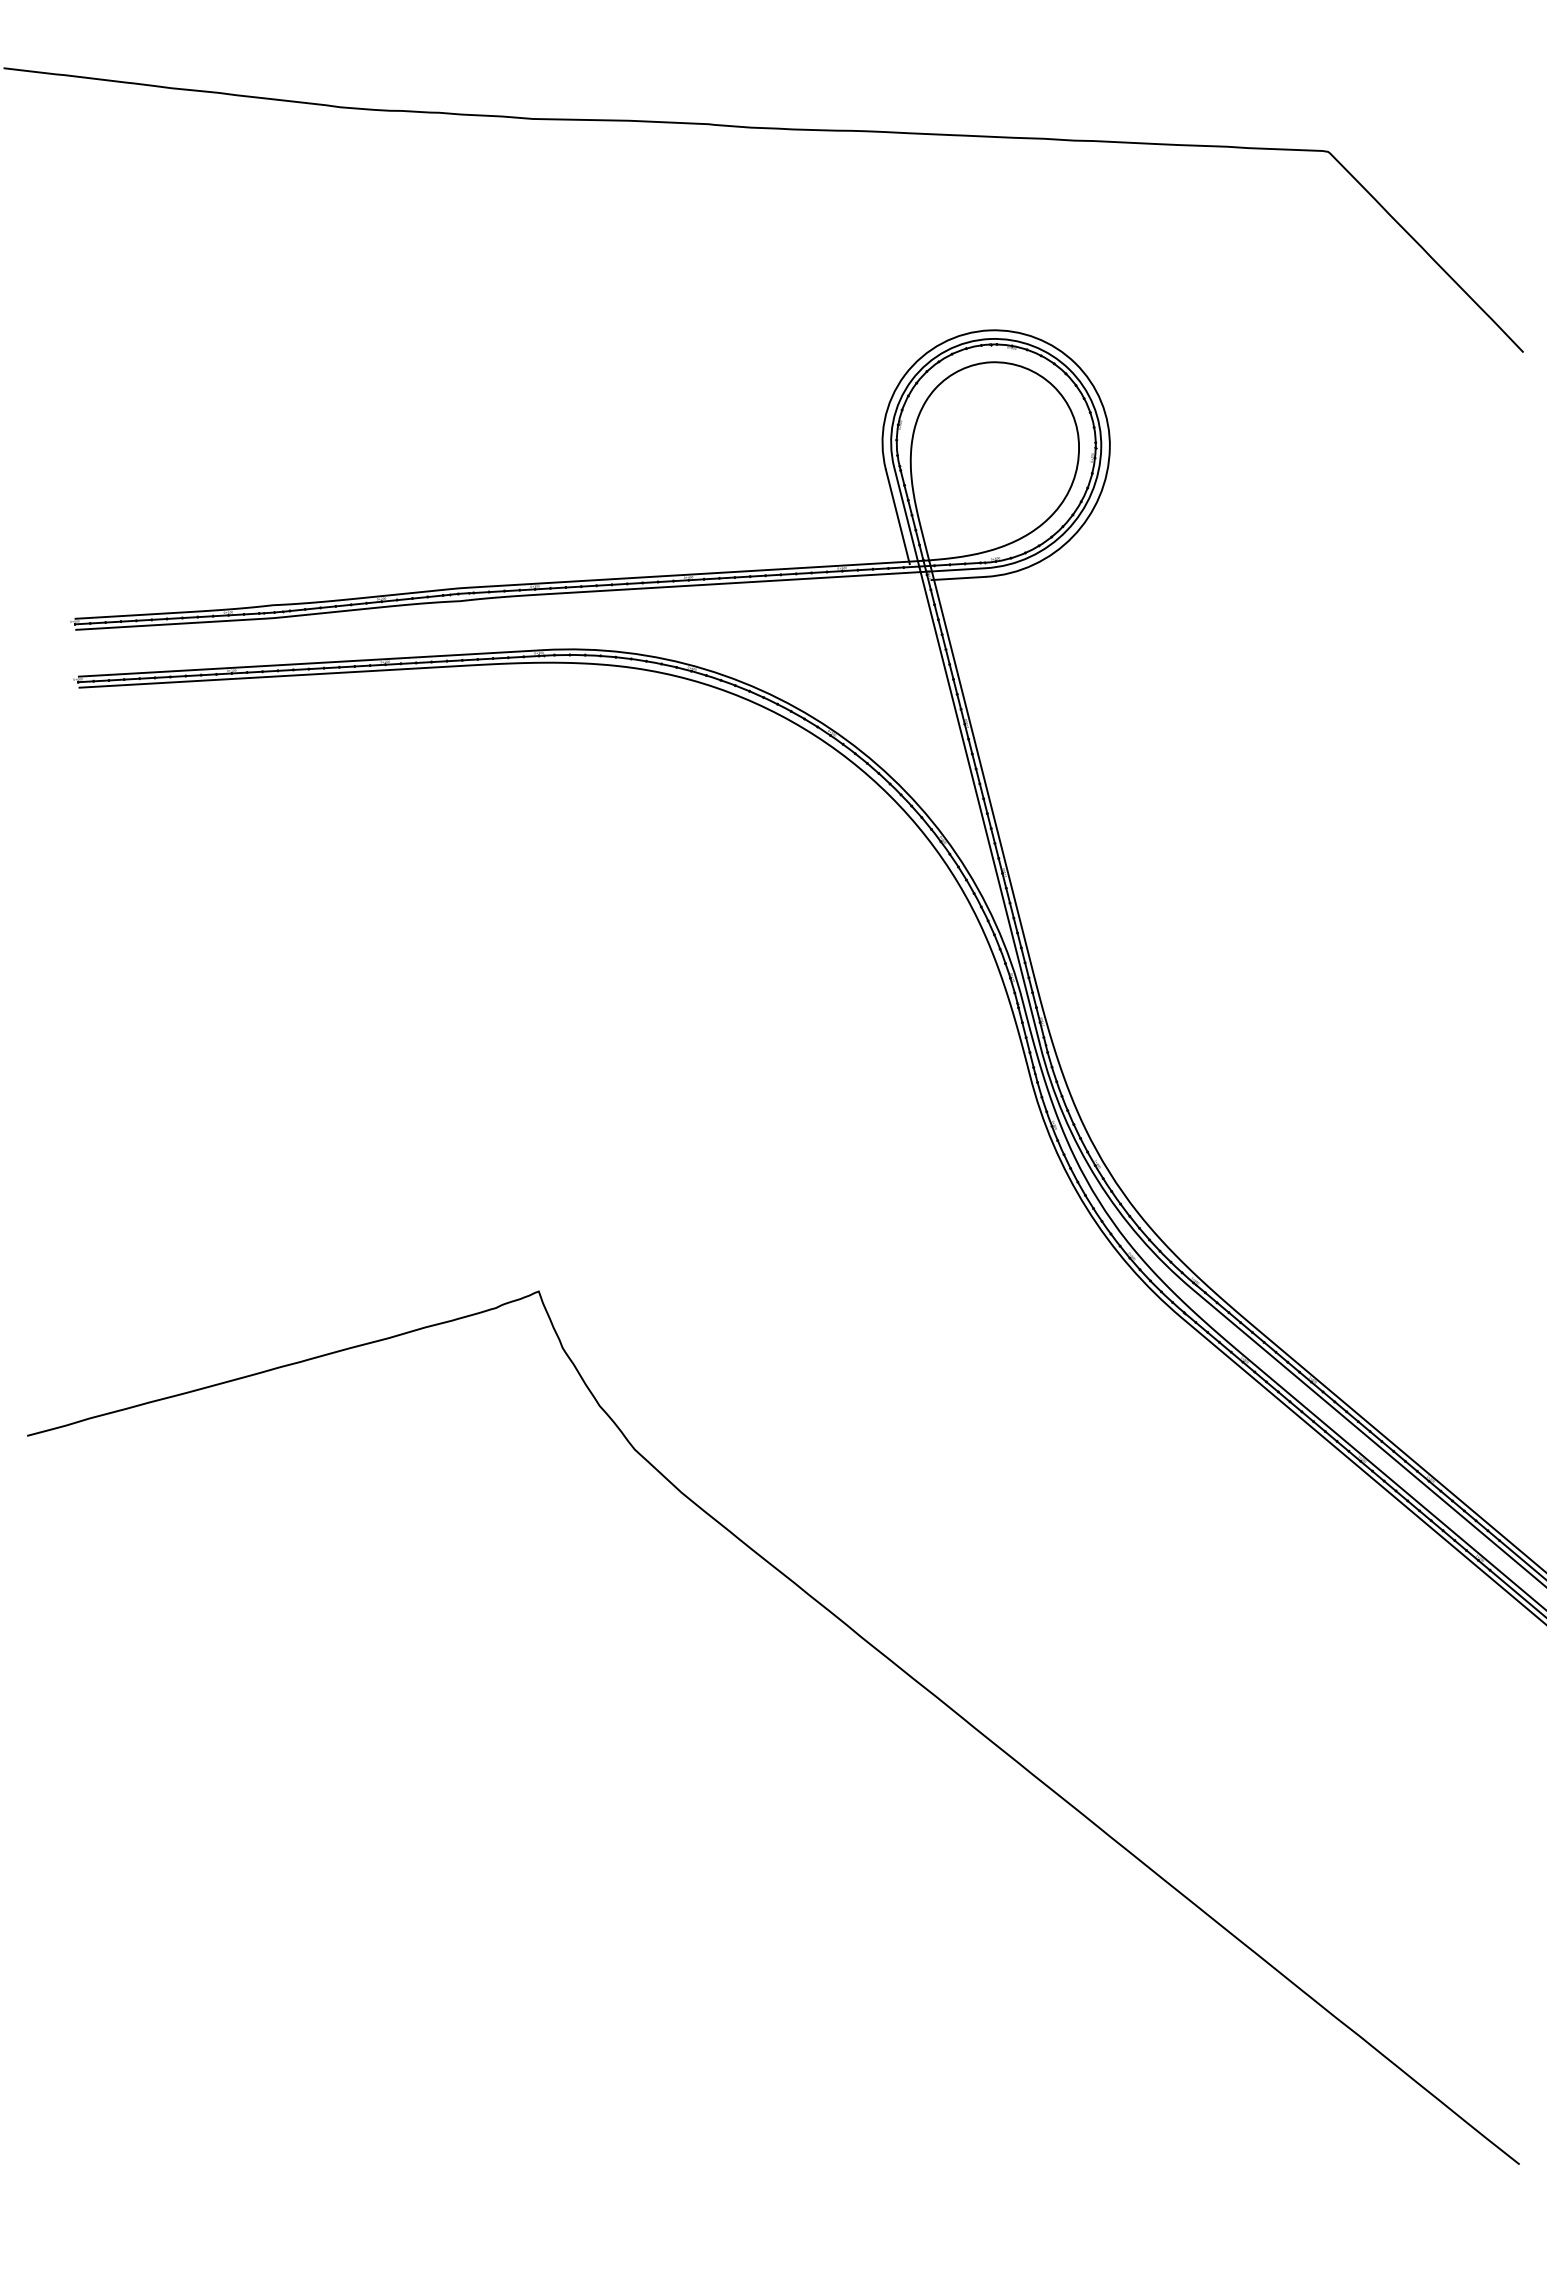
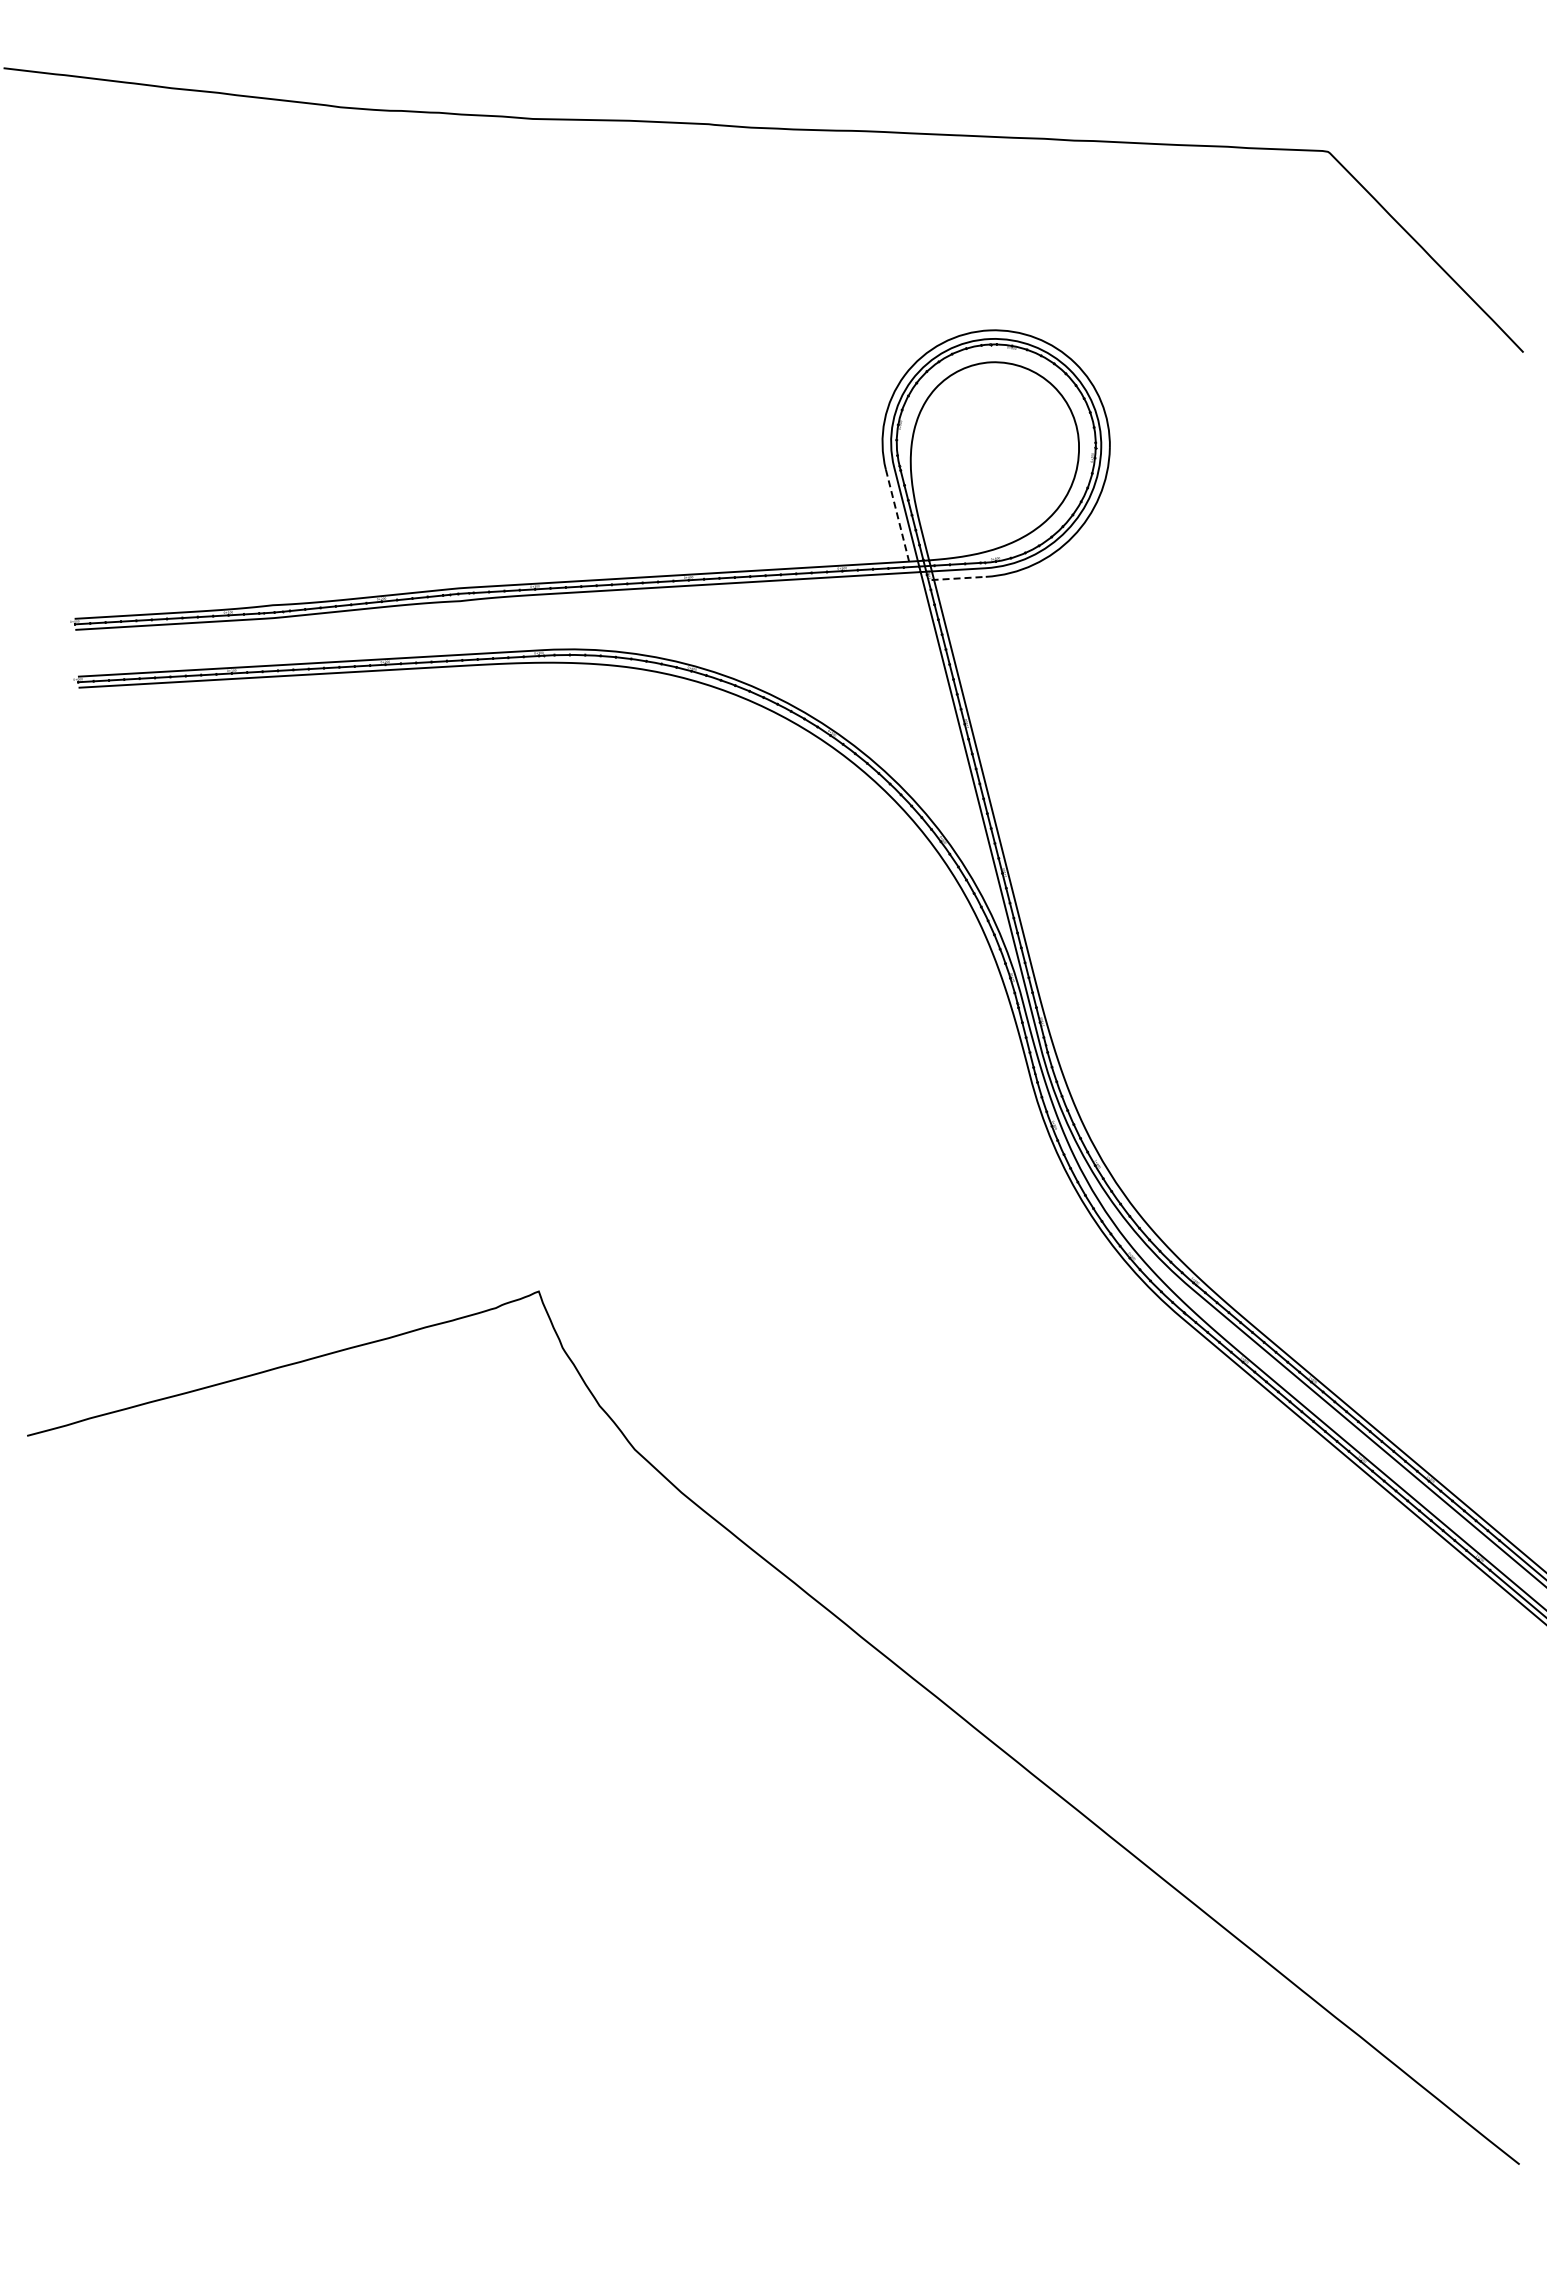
line: solid -> dashed (897, 516)
line: solid -> dashed (959, 578)
